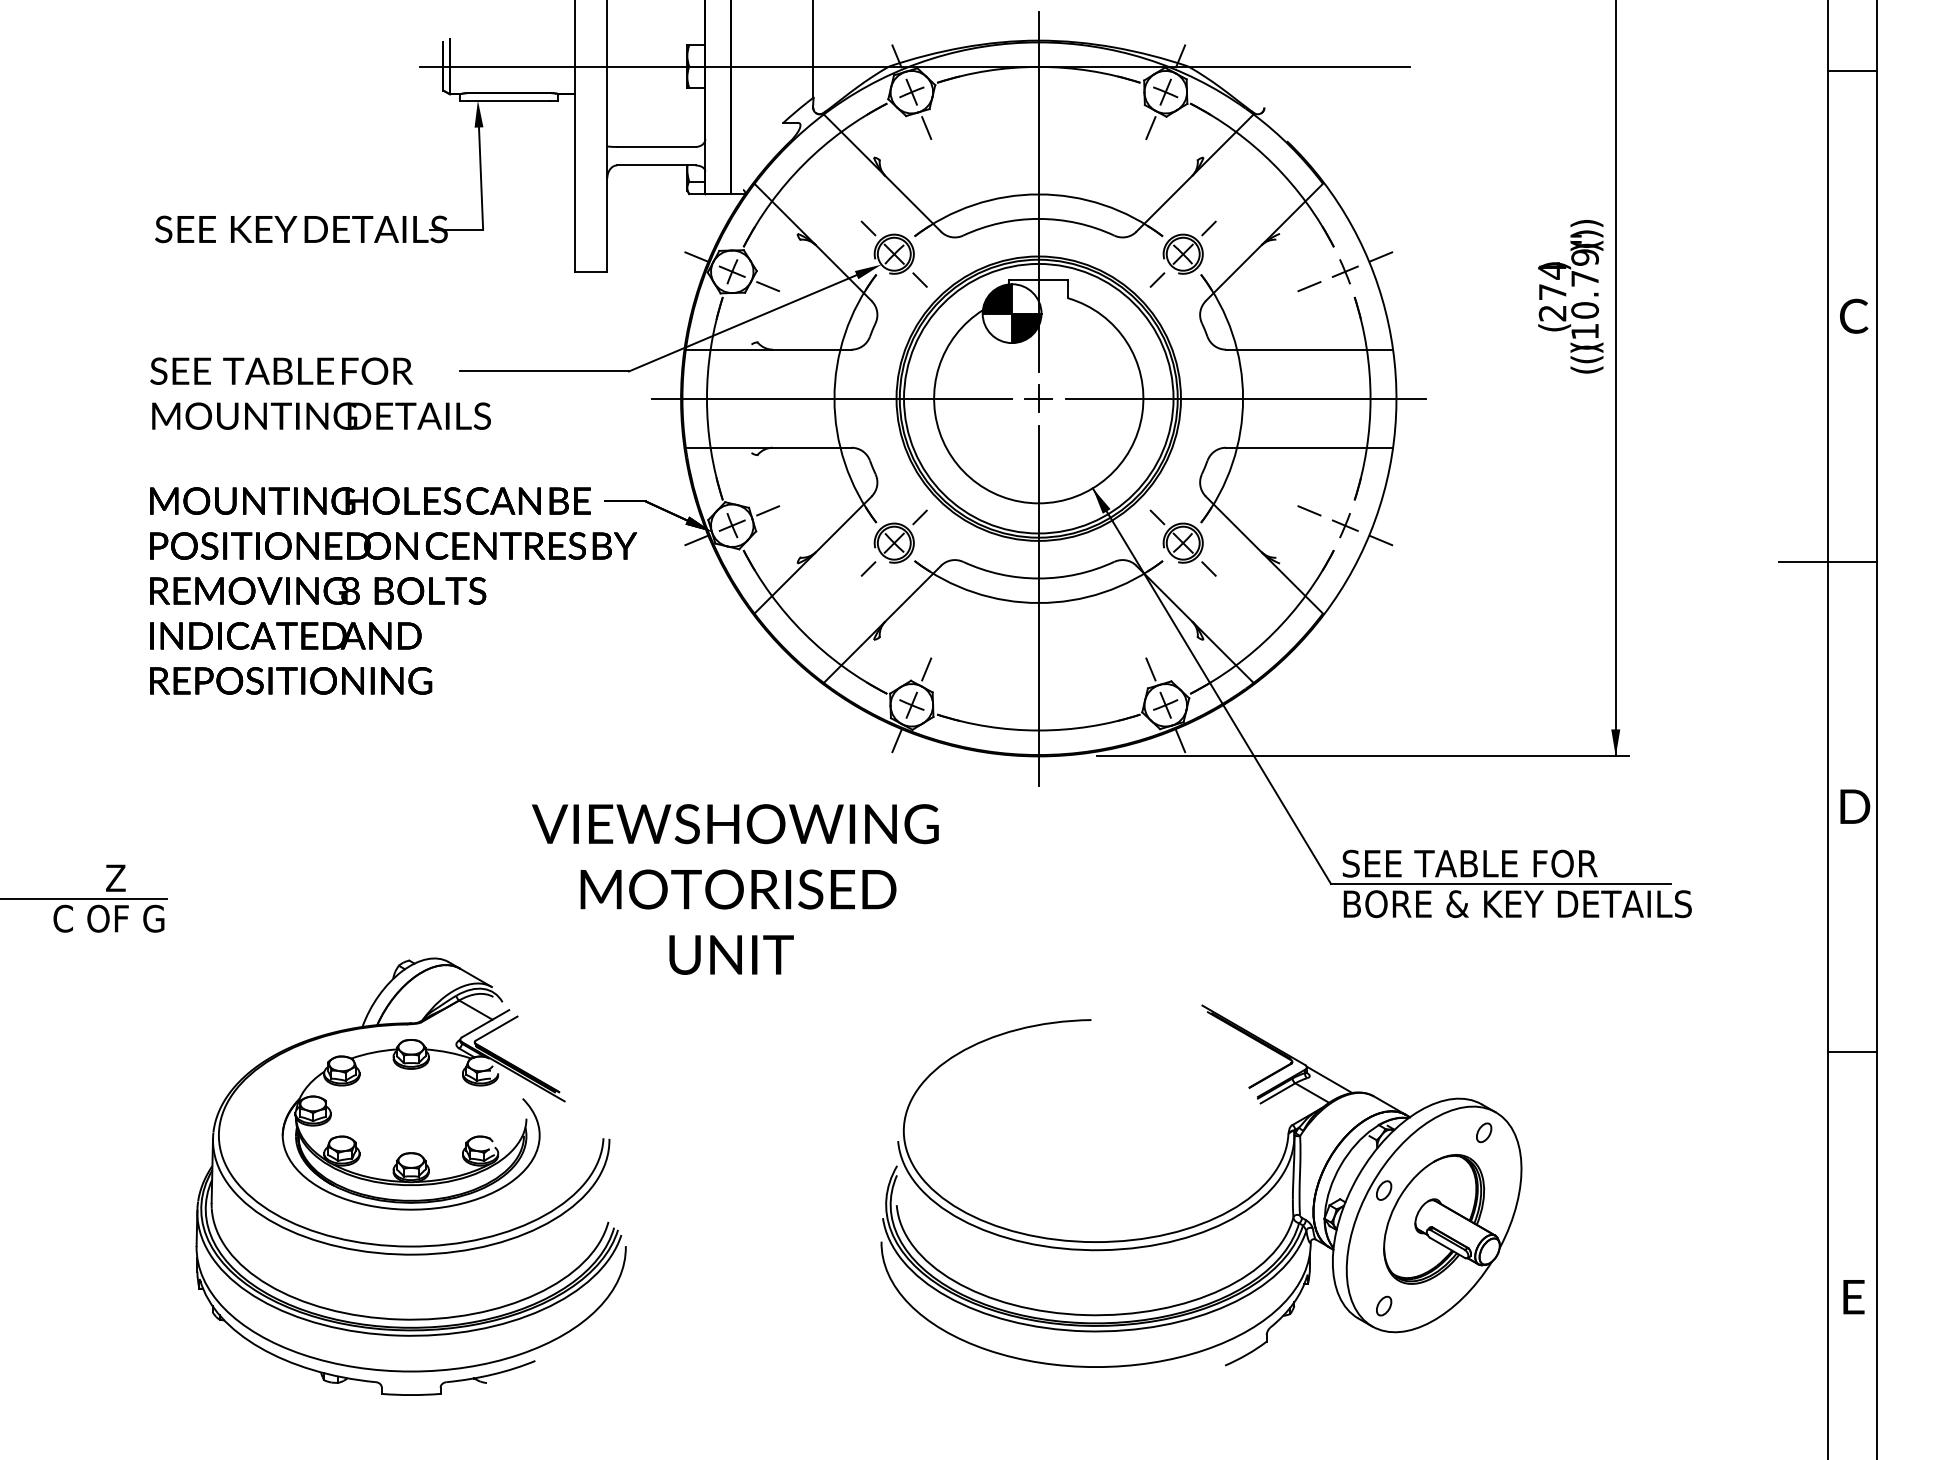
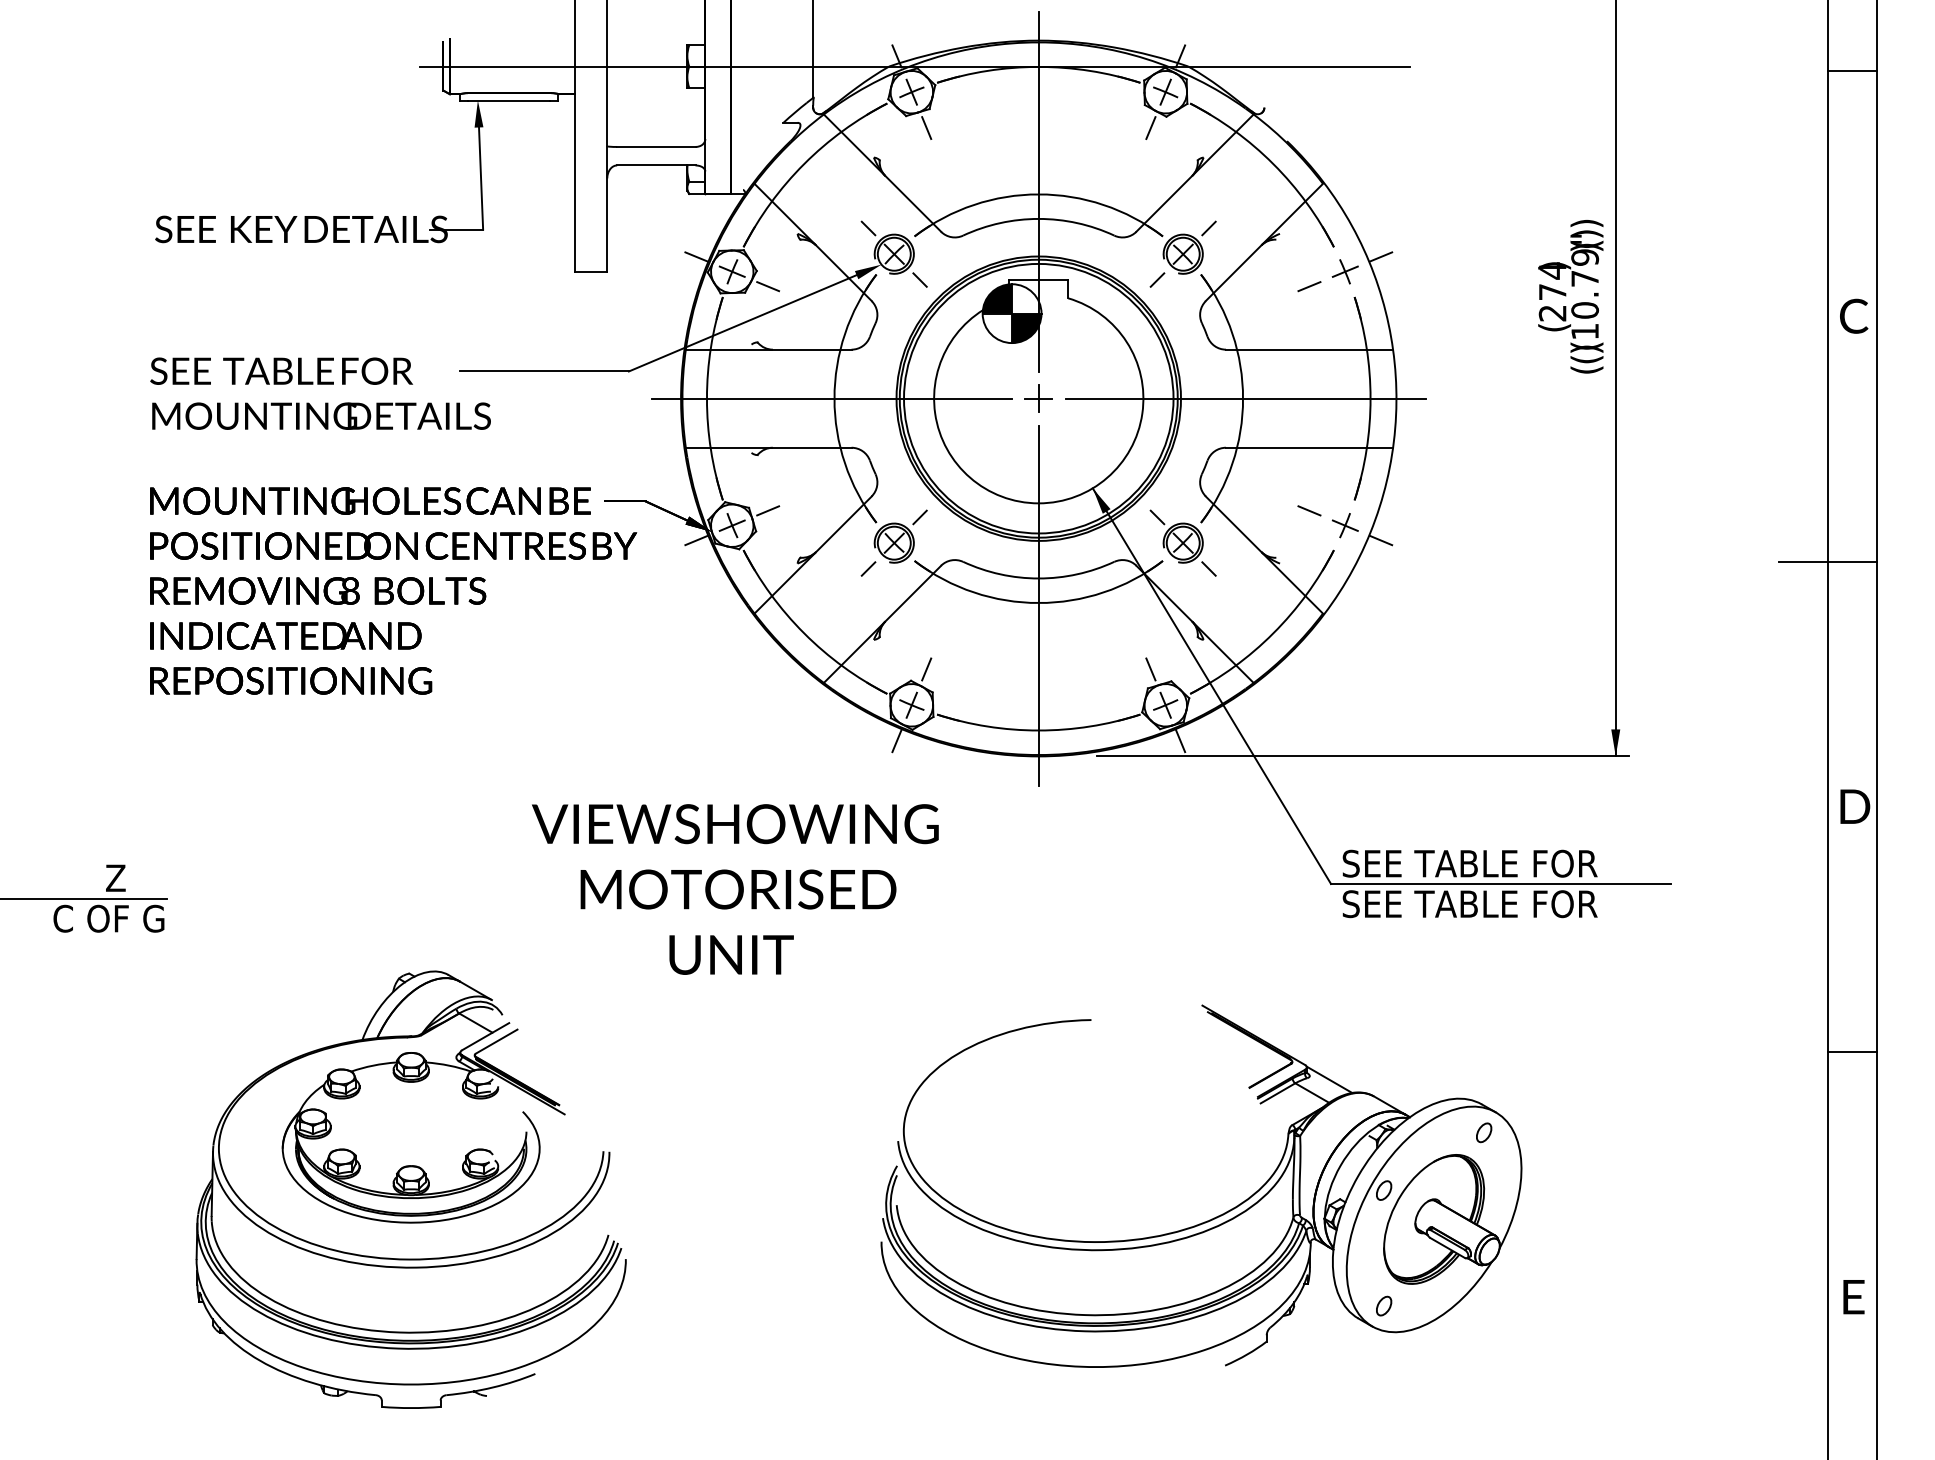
text: BORE & KEY DETAILS -> SEE TABLE FOR (1516, 904)
part position: (410, 1176) -> (410, 1189) (410, 1189)
